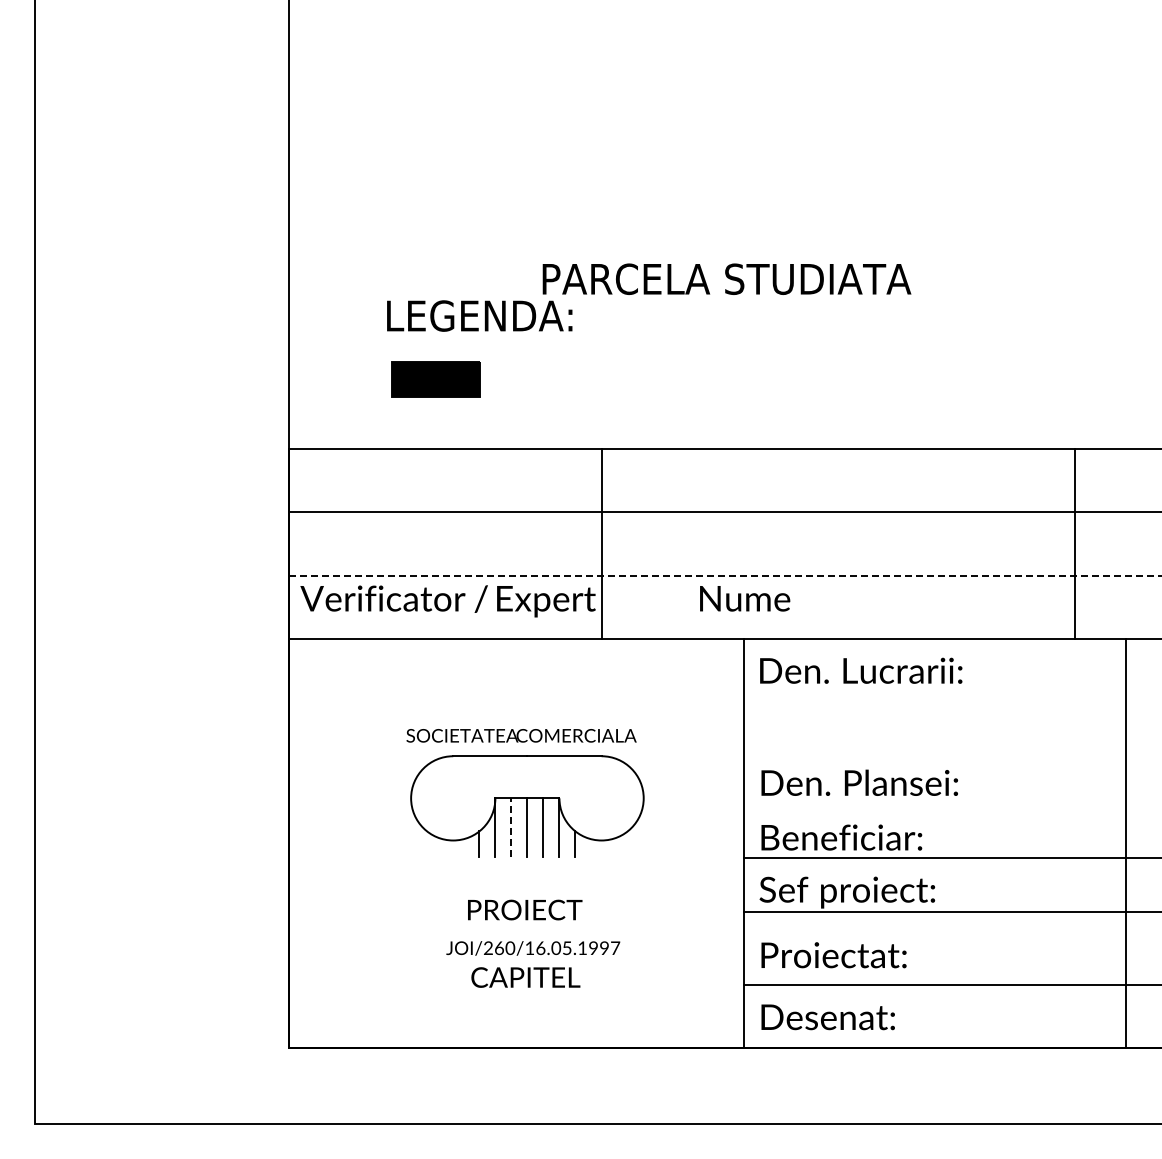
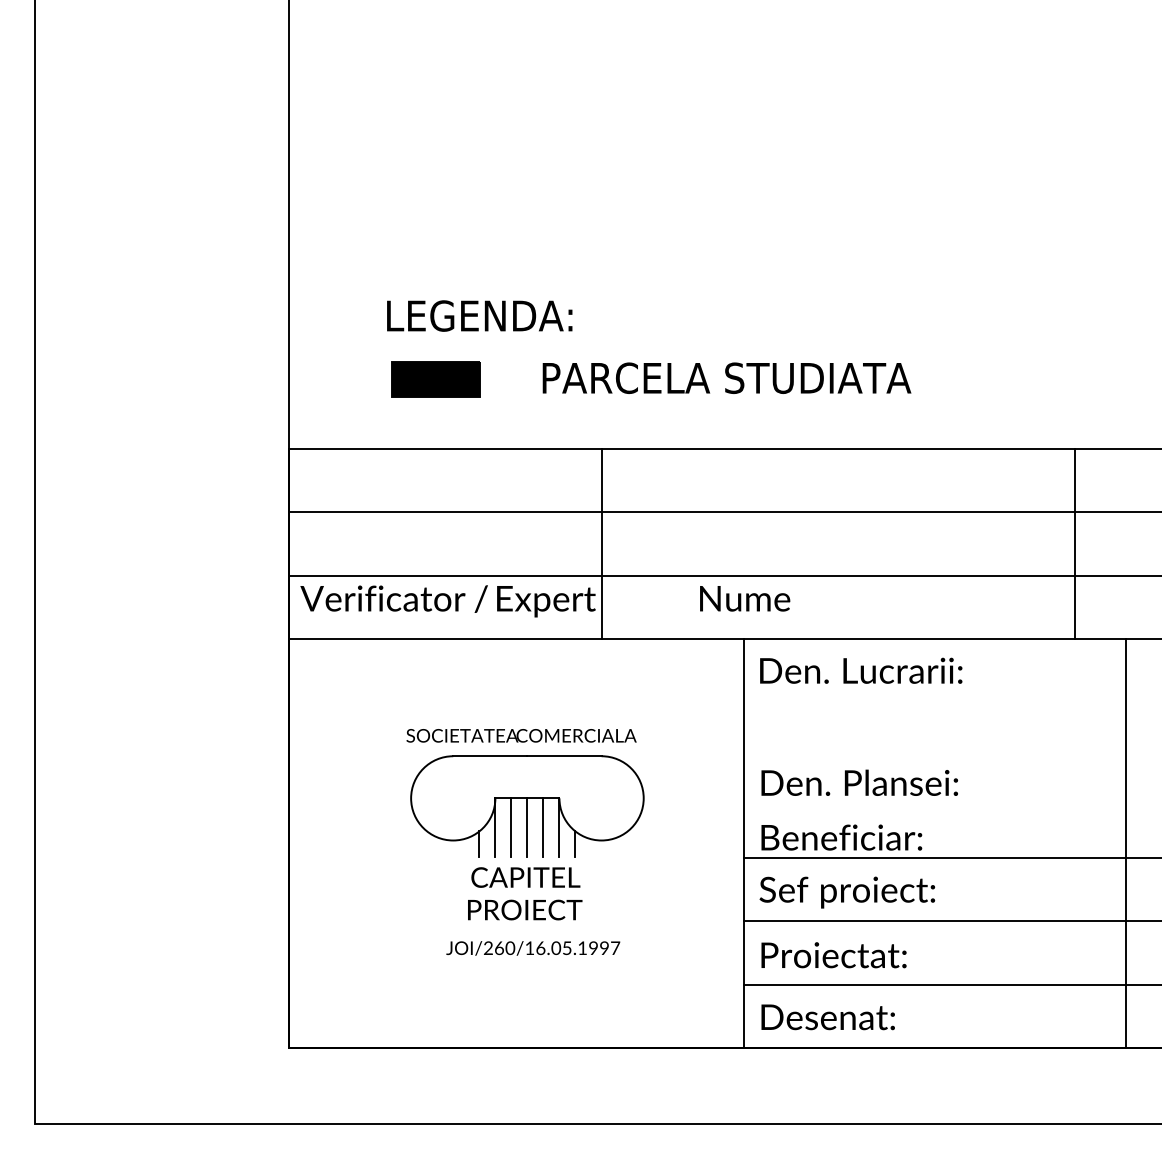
text position: (726, 278) -> (726, 377) (726, 377)
line: dashed -> solid (726, 575)
line: dashed -> solid (511, 827)
line position: (950, 912) -> (950, 921) (950, 921)
text position: (525, 977) -> (525, 877) (525, 877)
